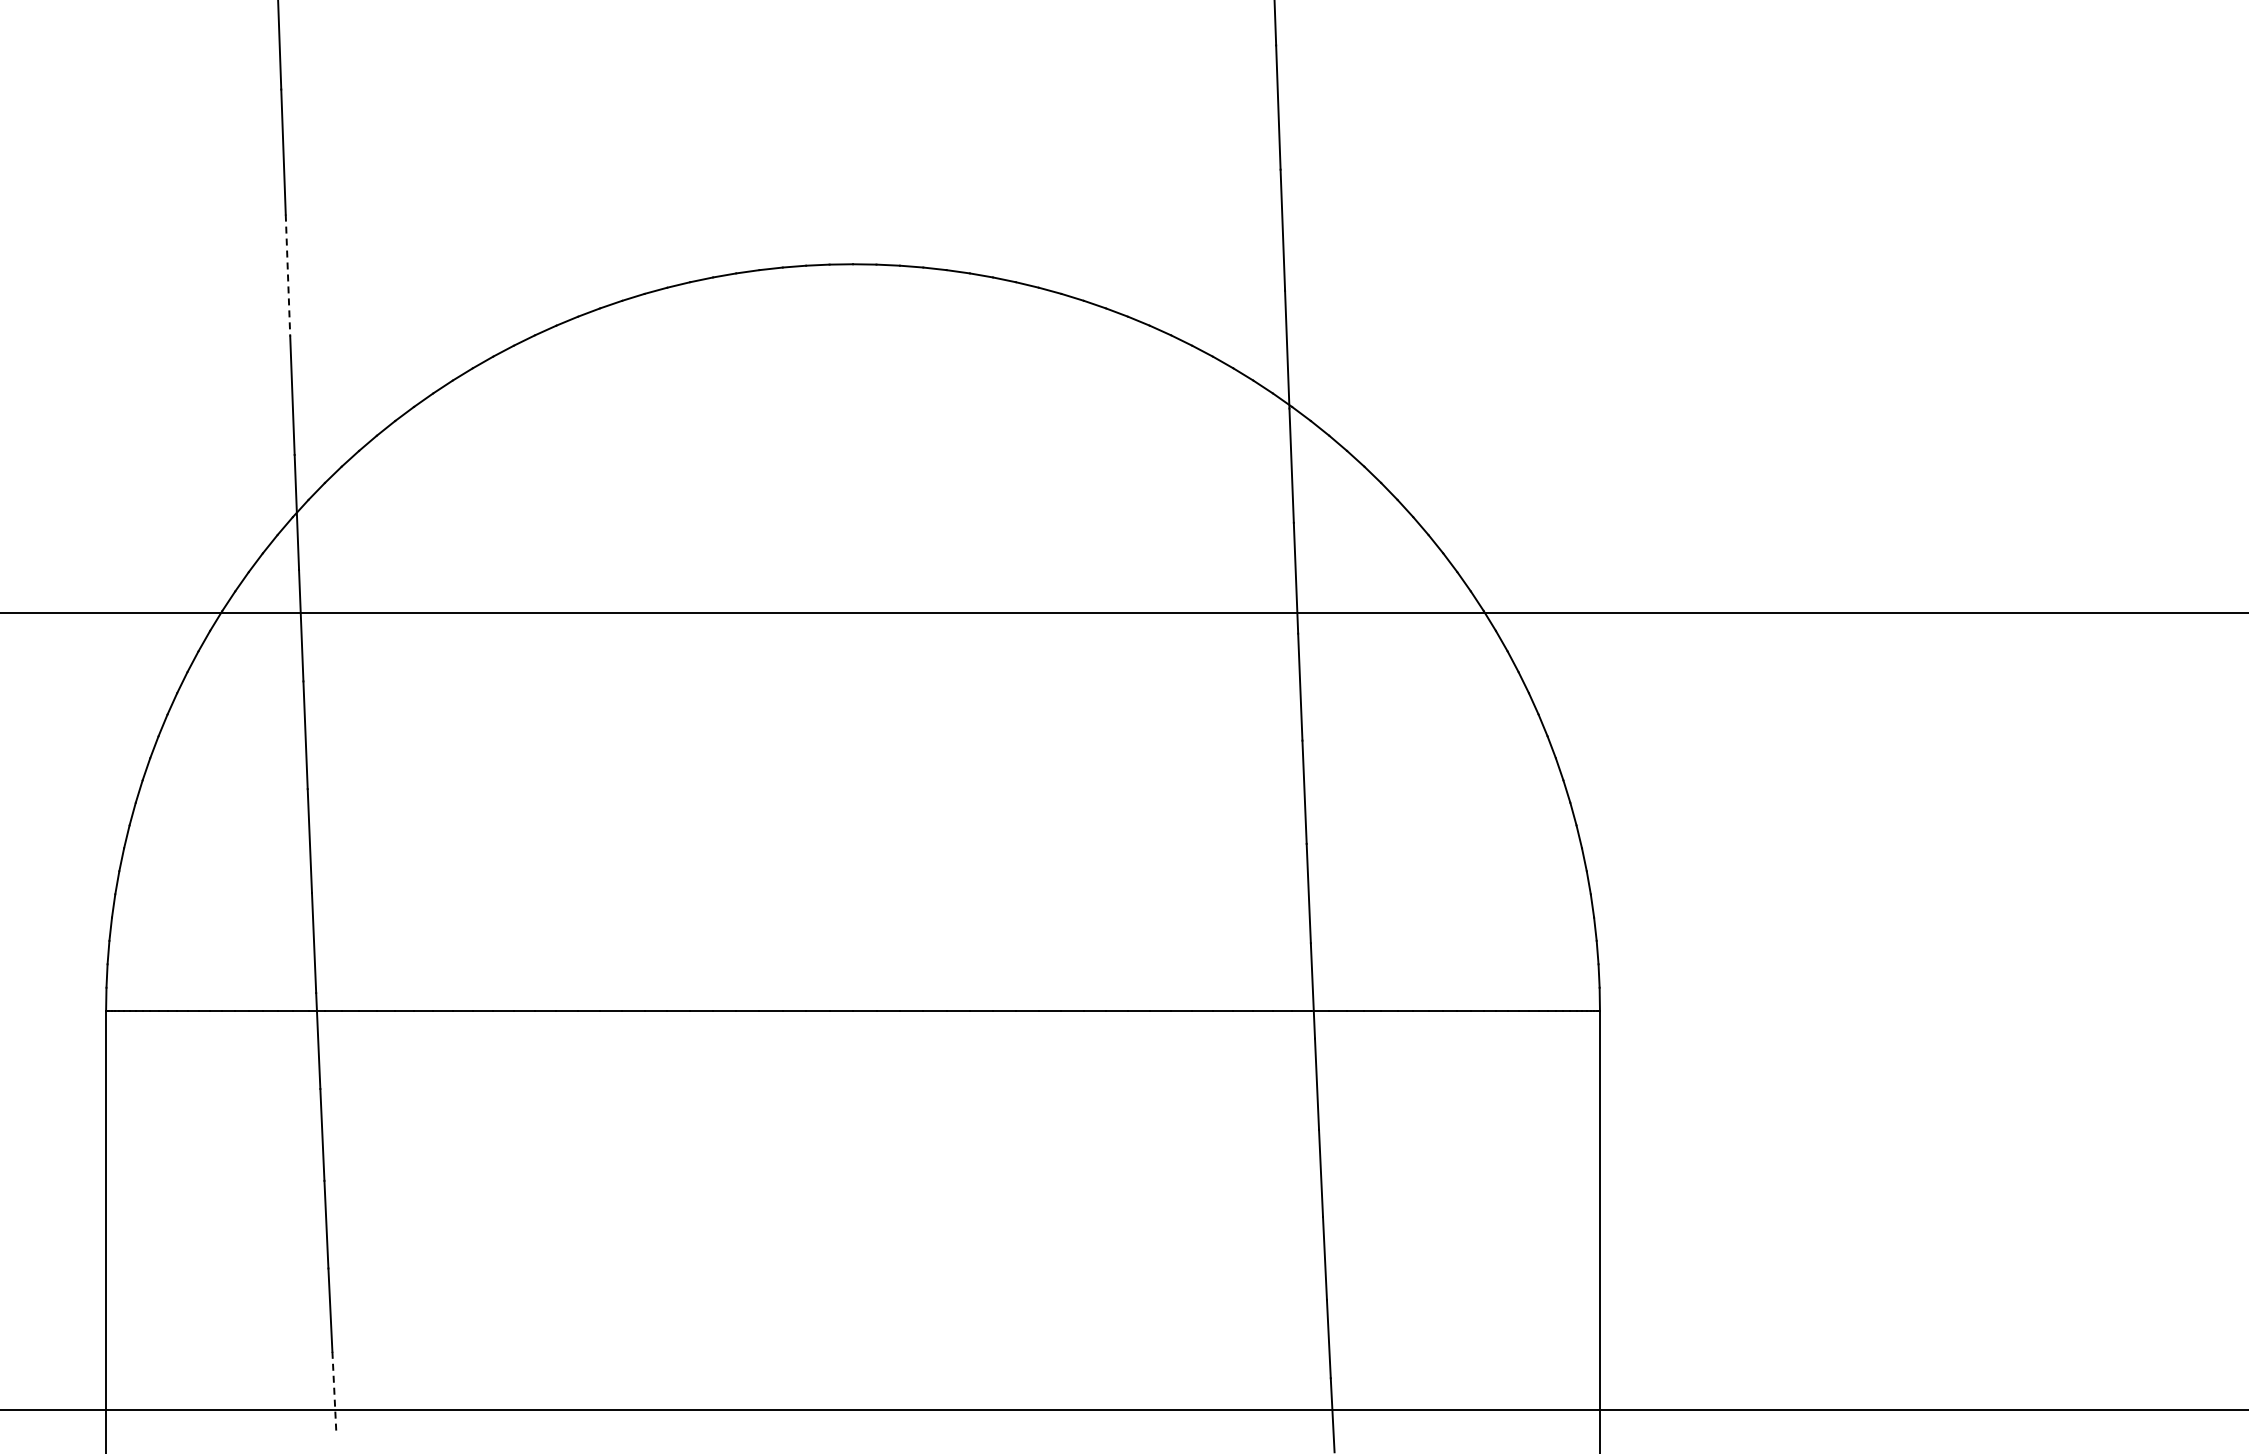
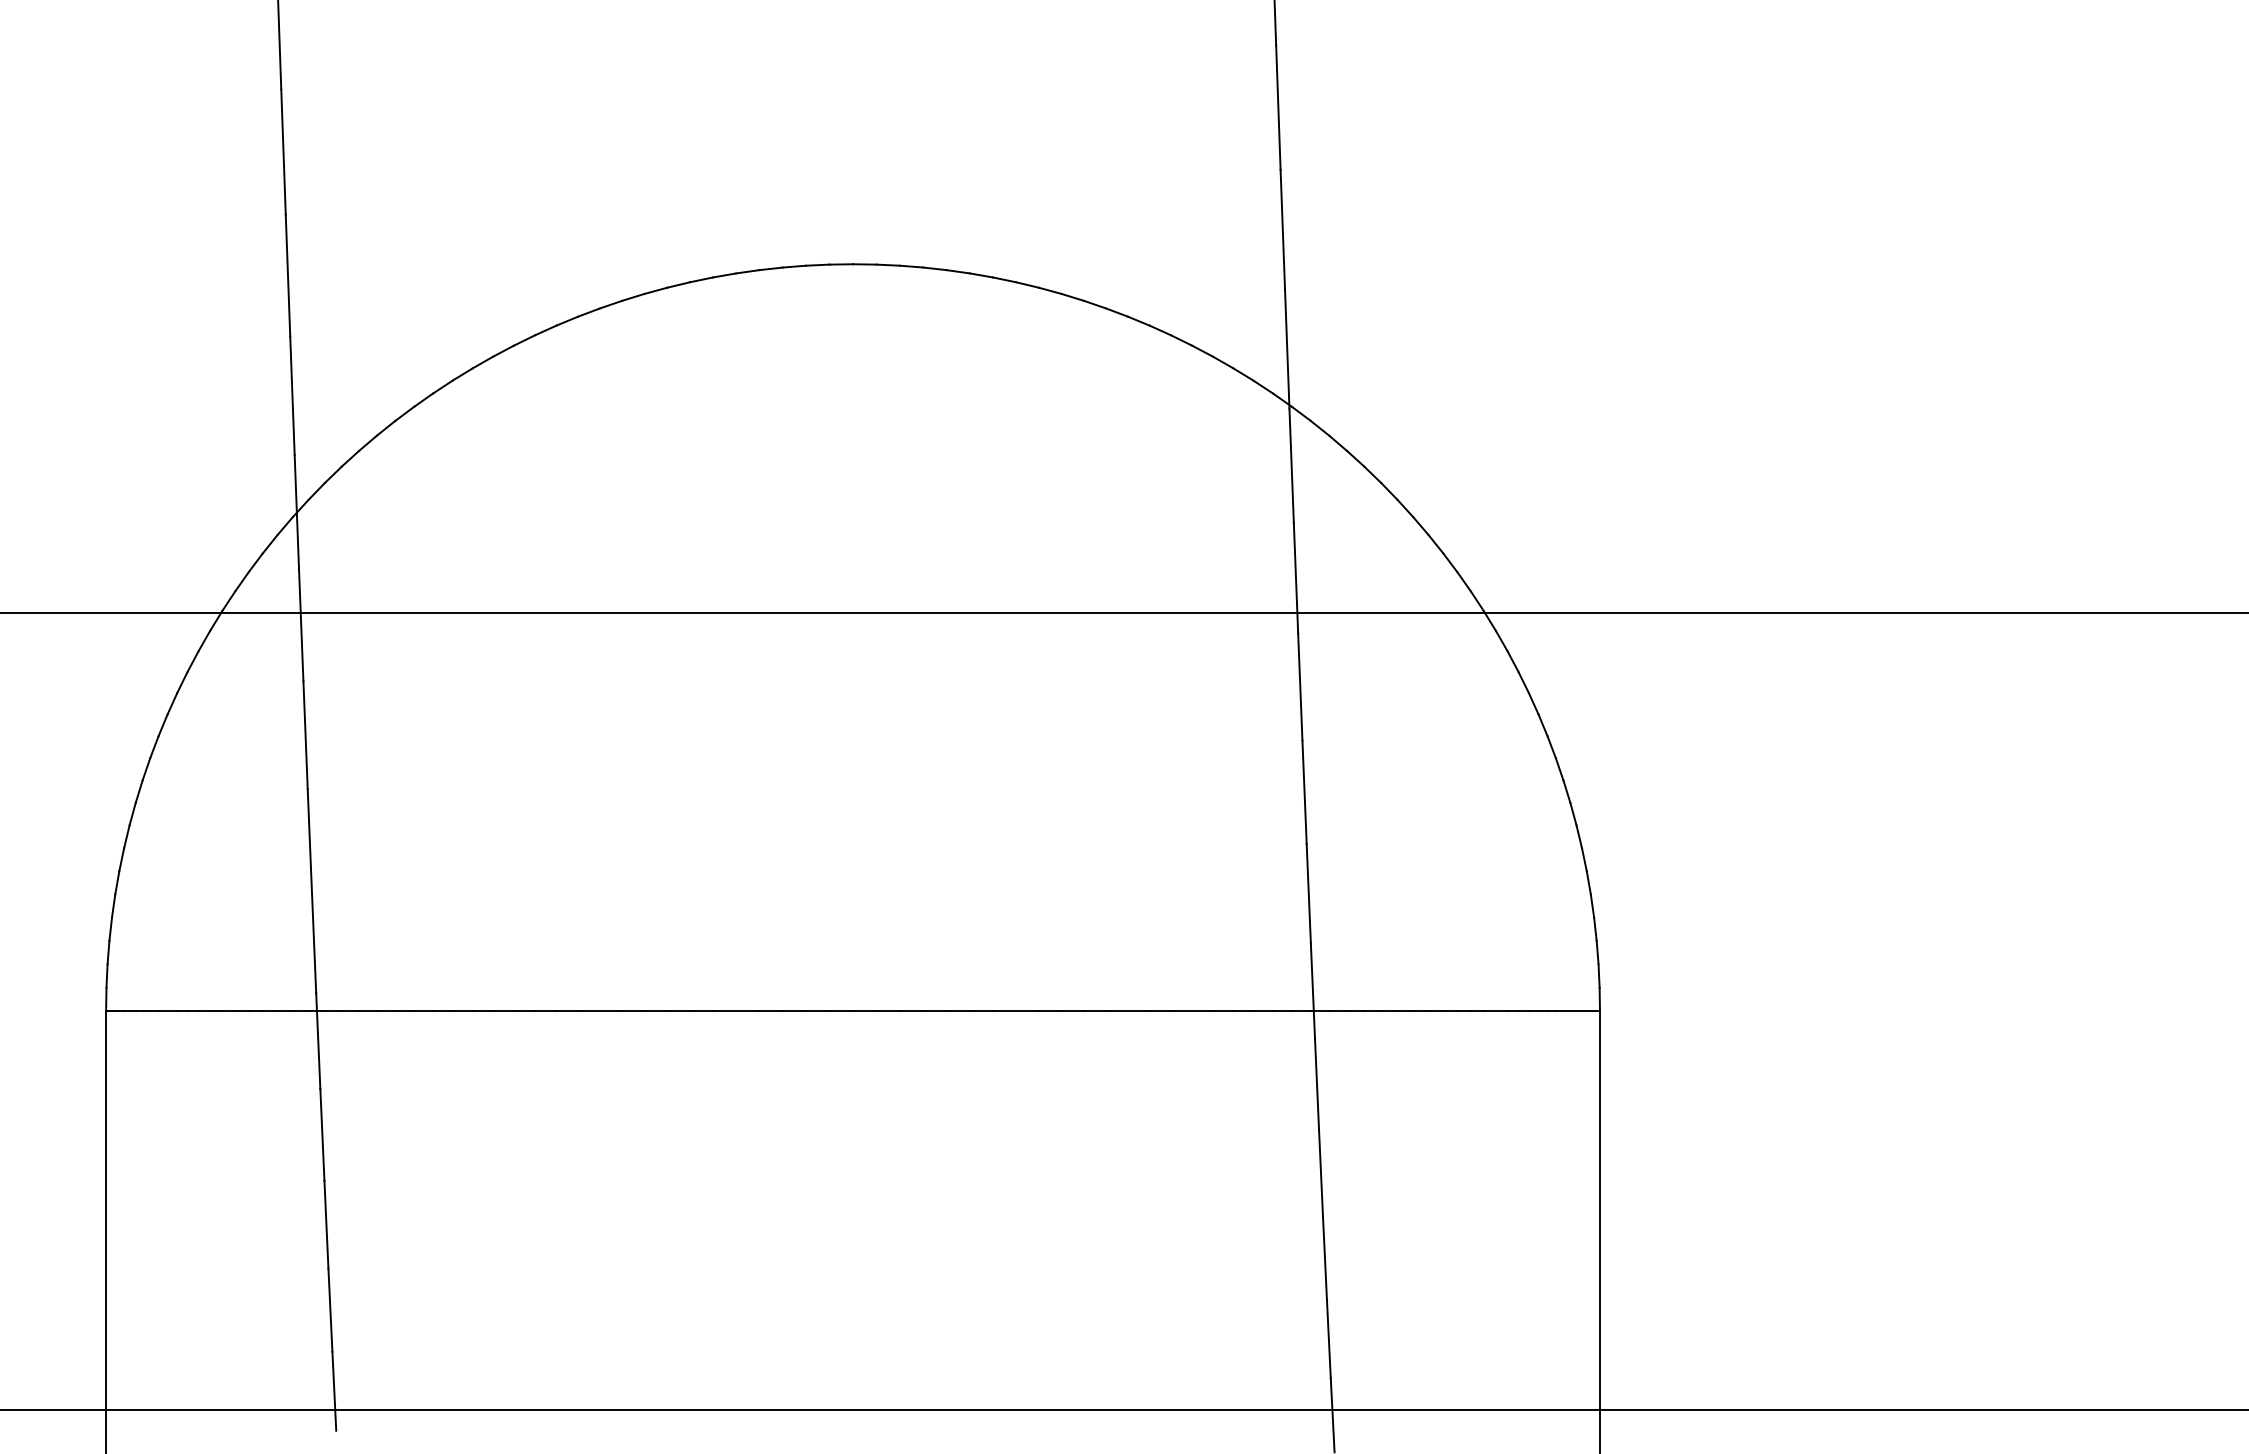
line: dashed -> solid (288, 275)
line: dashed -> solid (334, 1391)
